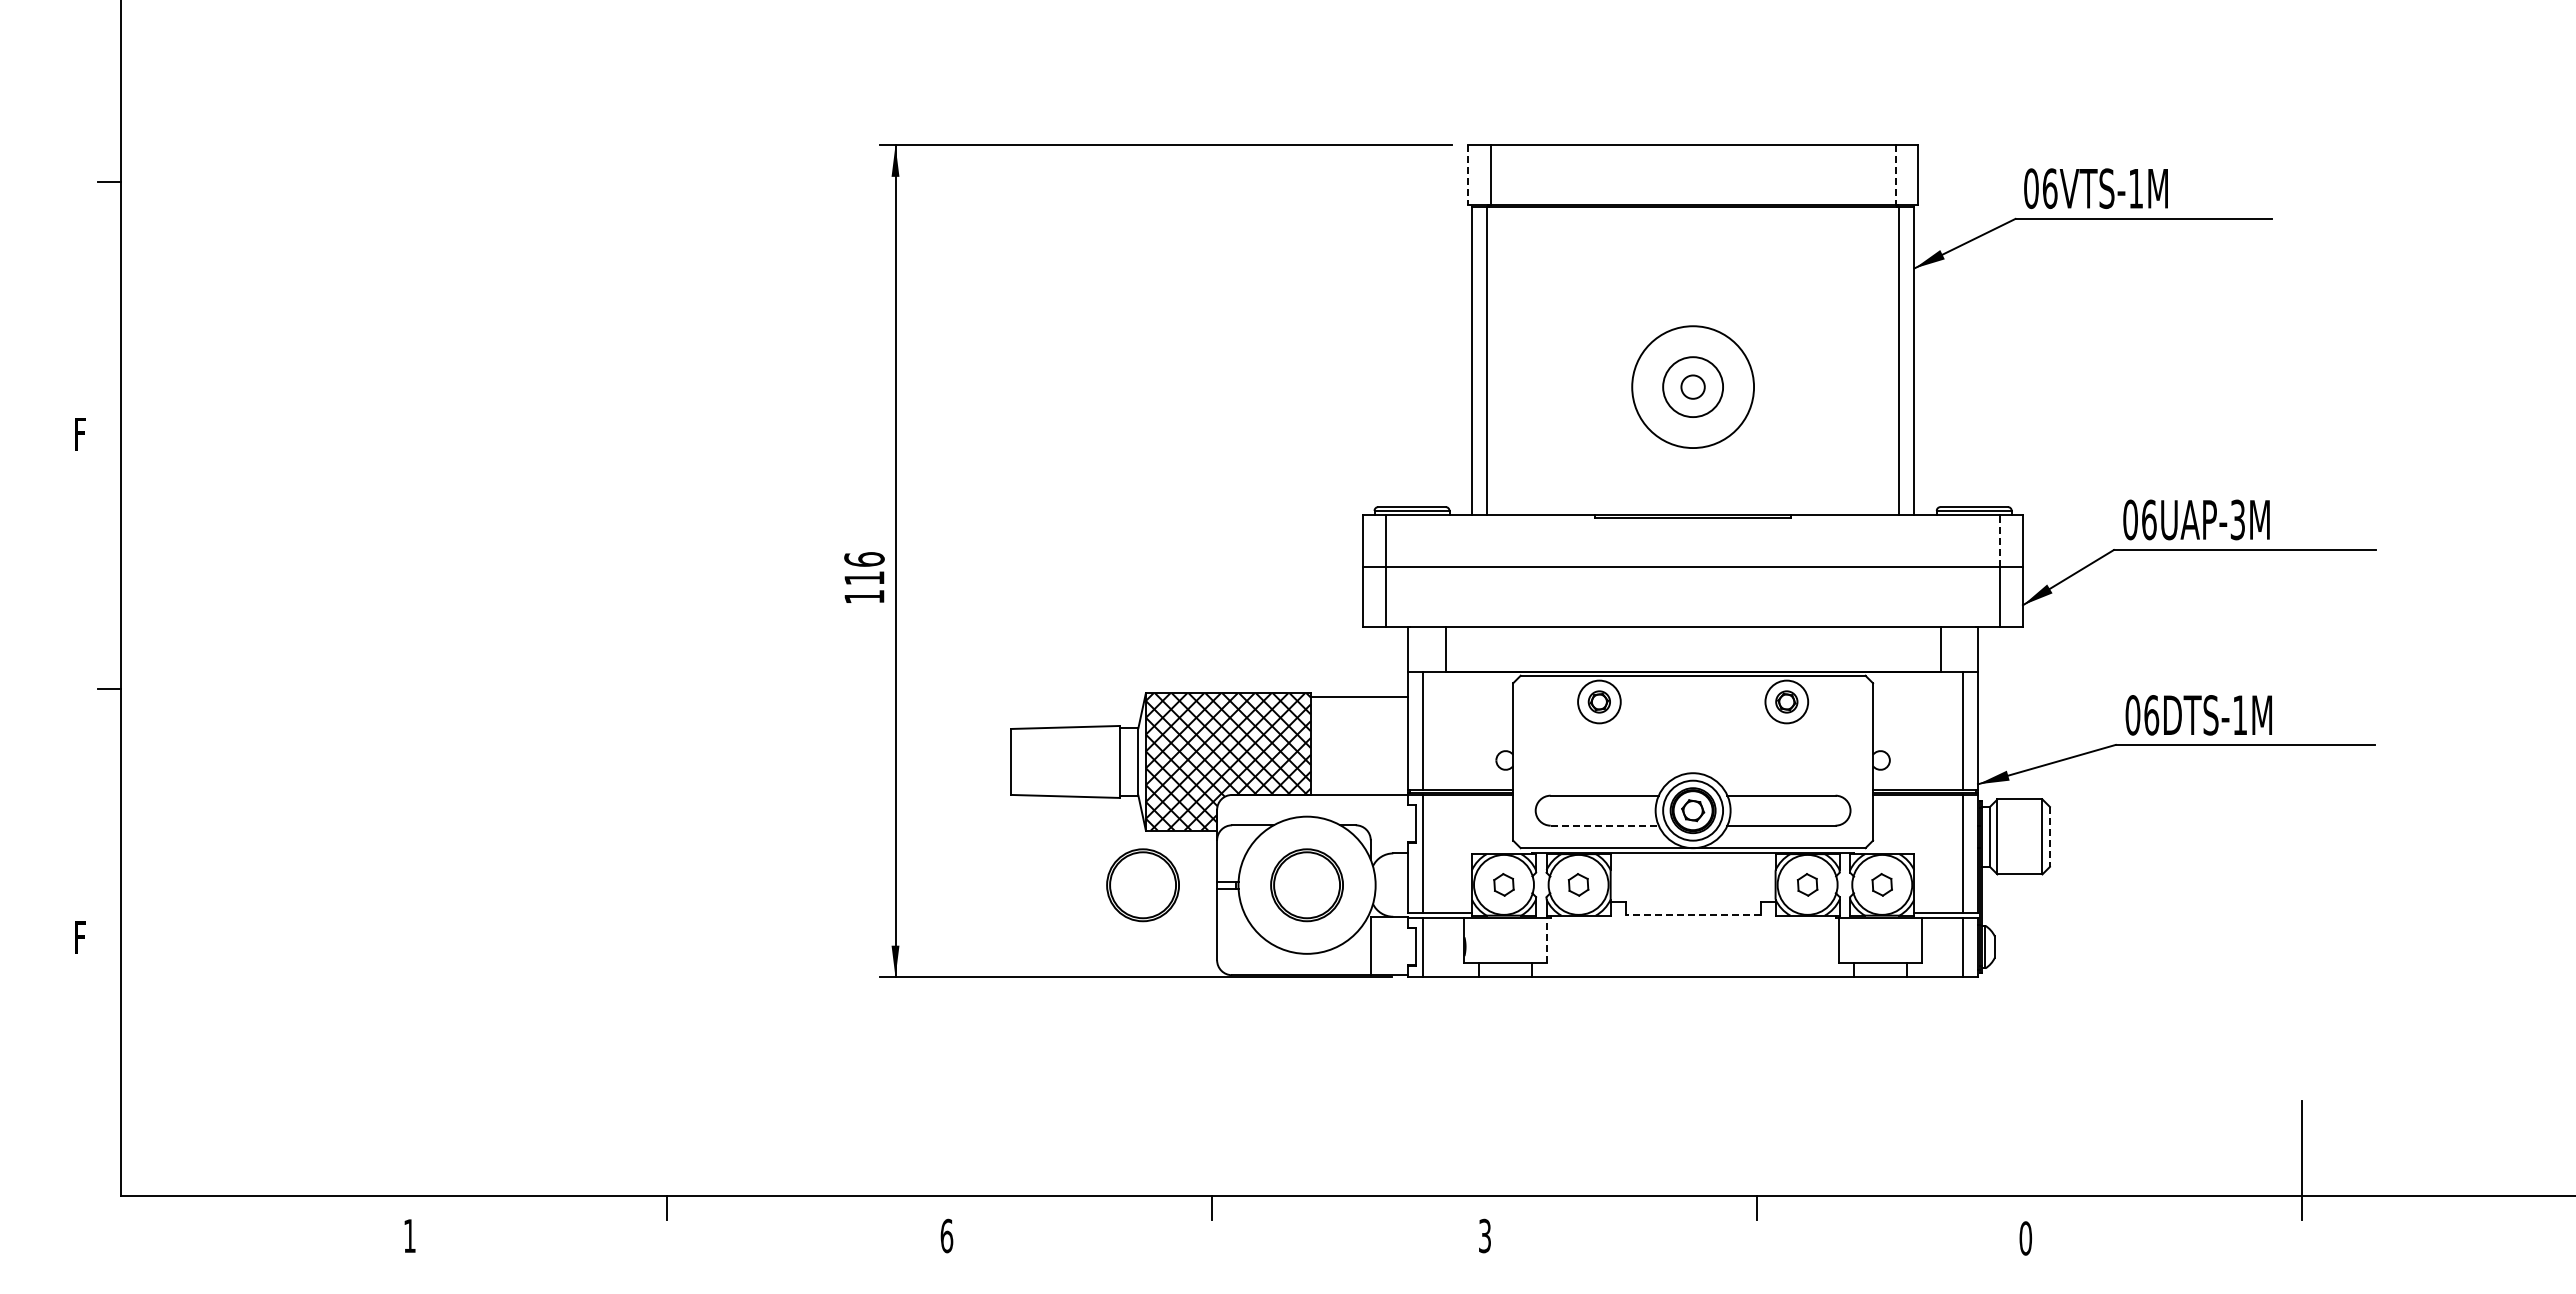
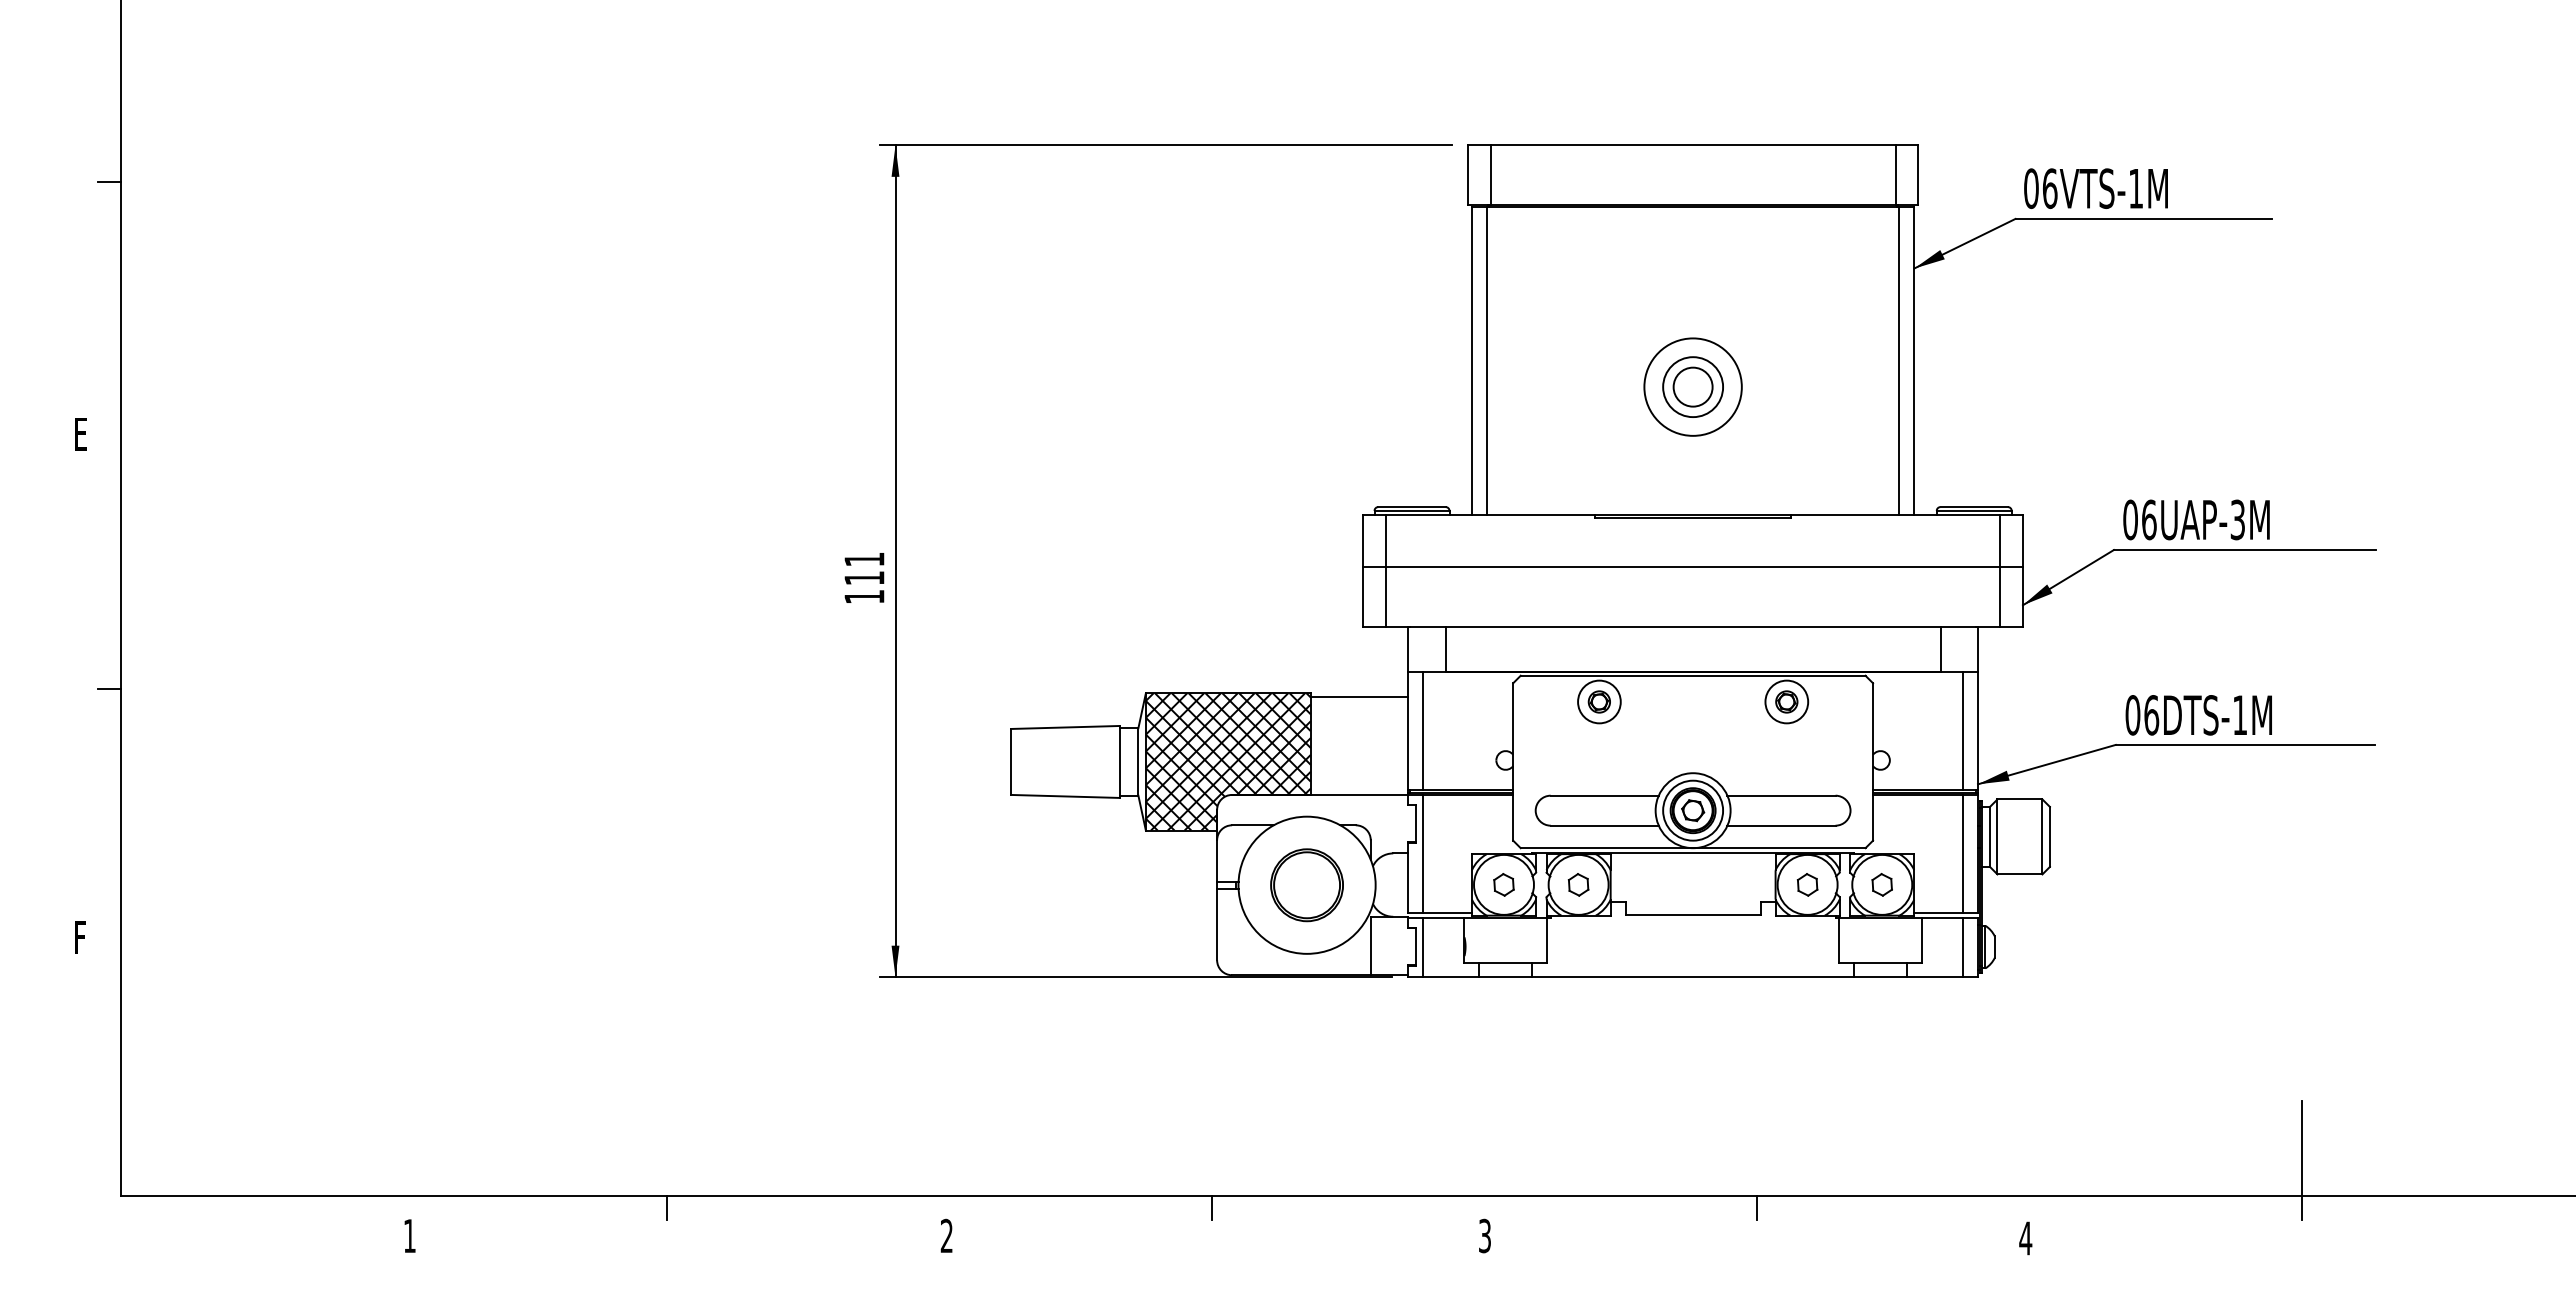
line: dashed -> solid (1468, 175)
line: dashed -> solid (1895, 175)
circle diameter: 23 px -> 39 px (1692, 386)
circle diameter: 122 px -> 97 px (1692, 386)
text: F -> E (82, 434)
line: dashed -> solid (2000, 540)
text: 116 -> 111 (864, 559)
line: dashed -> solid (1605, 825)
line: dashed -> solid (2049, 836)
part: present -> none (1142, 885)
line: dashed -> solid (1692, 914)
line: dashed -> solid (1546, 939)
text: 6 -> 2 (946, 1235)
text: 0 -> 4 (2025, 1238)
